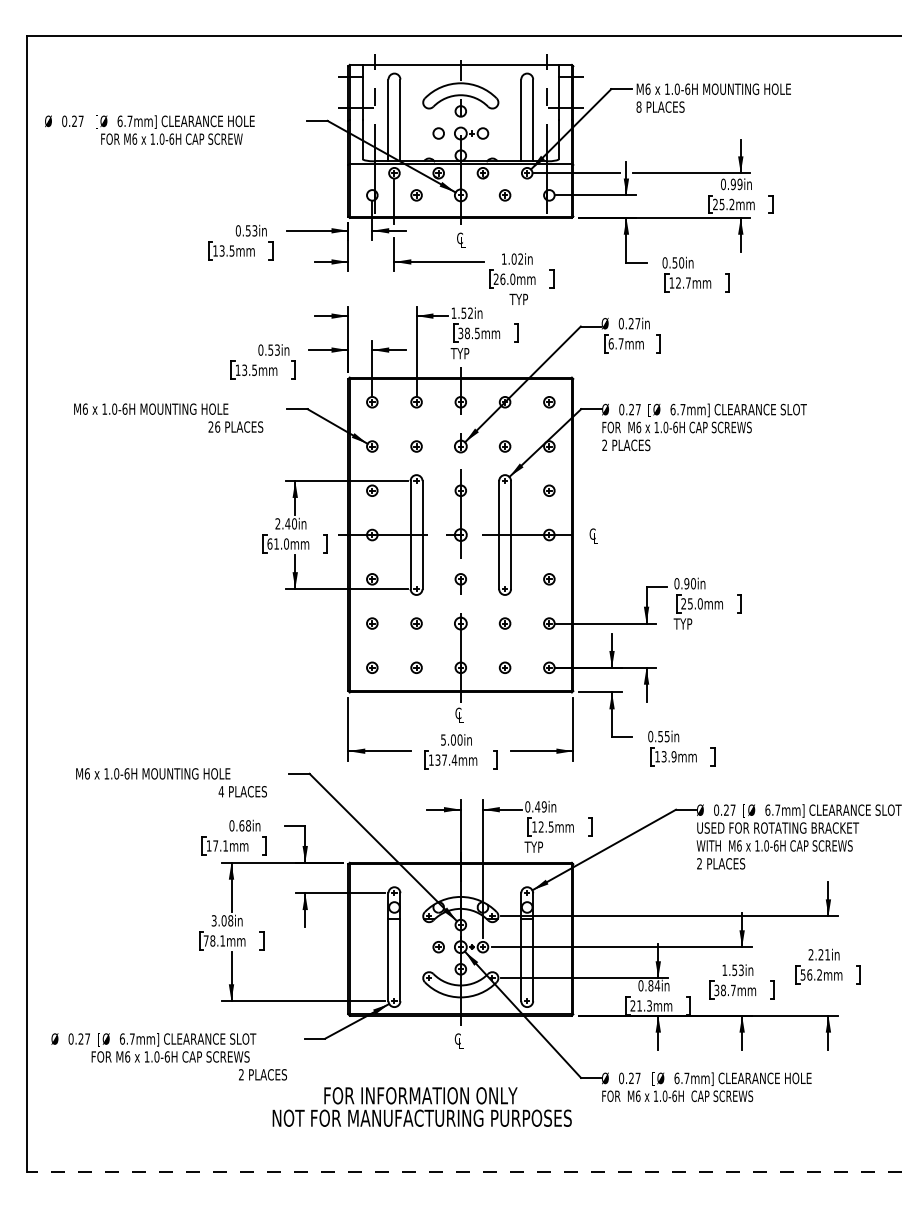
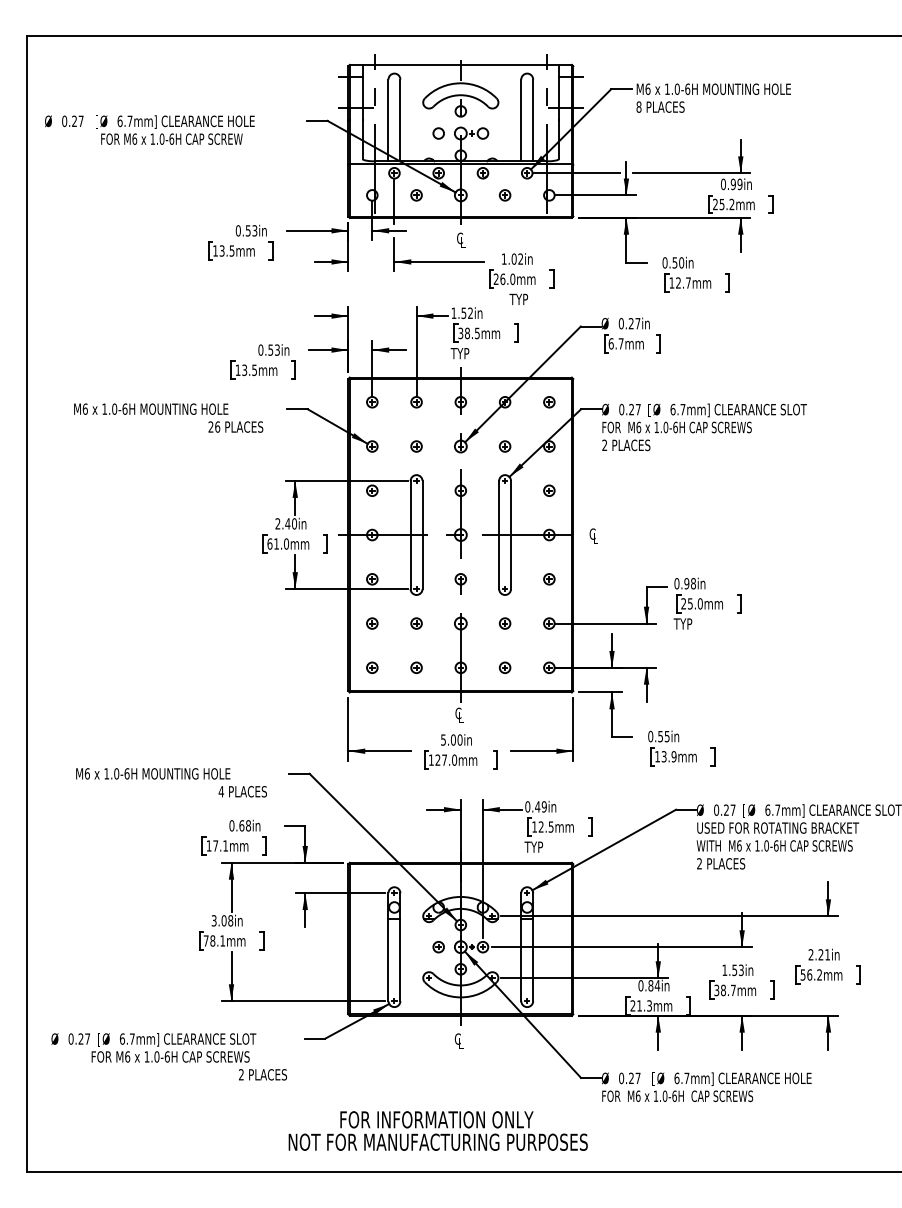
text: 0.90in -> 0.98in (693, 583)
text: 137.4mm -> 127.0mm (446, 759)
text position: (421, 1106) -> (437, 1130) (437, 1130)
line: dashed -> solid (463, 1171)
